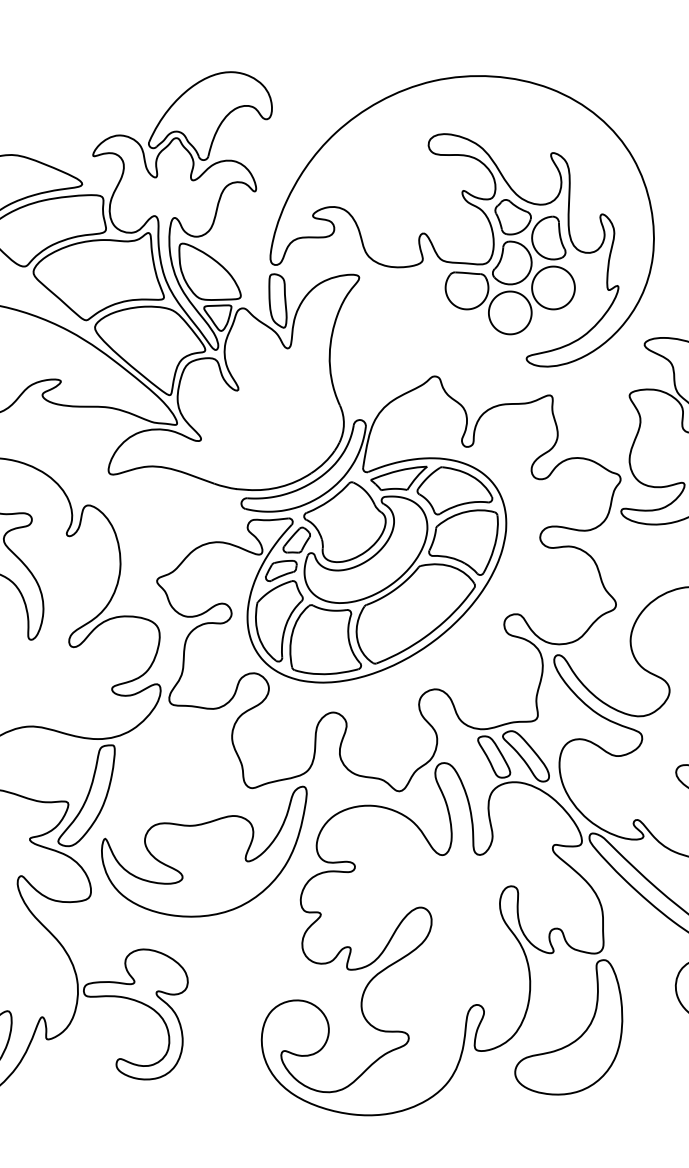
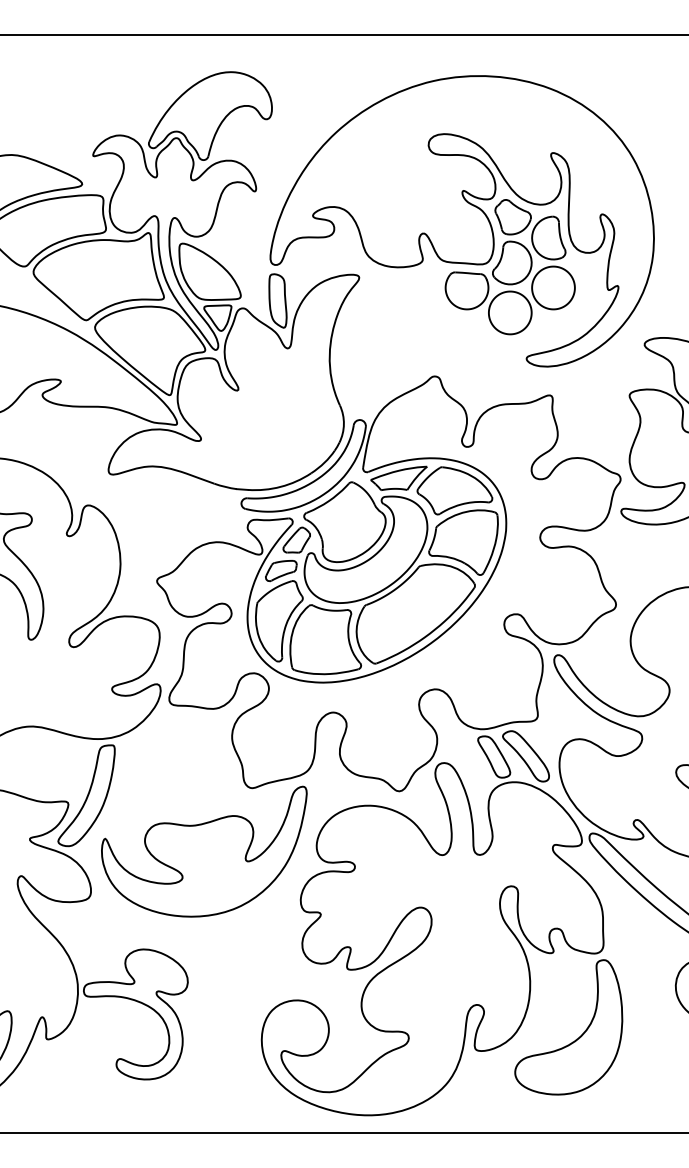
line: none -> present (343, 35)
line: none -> present (343, 1132)
